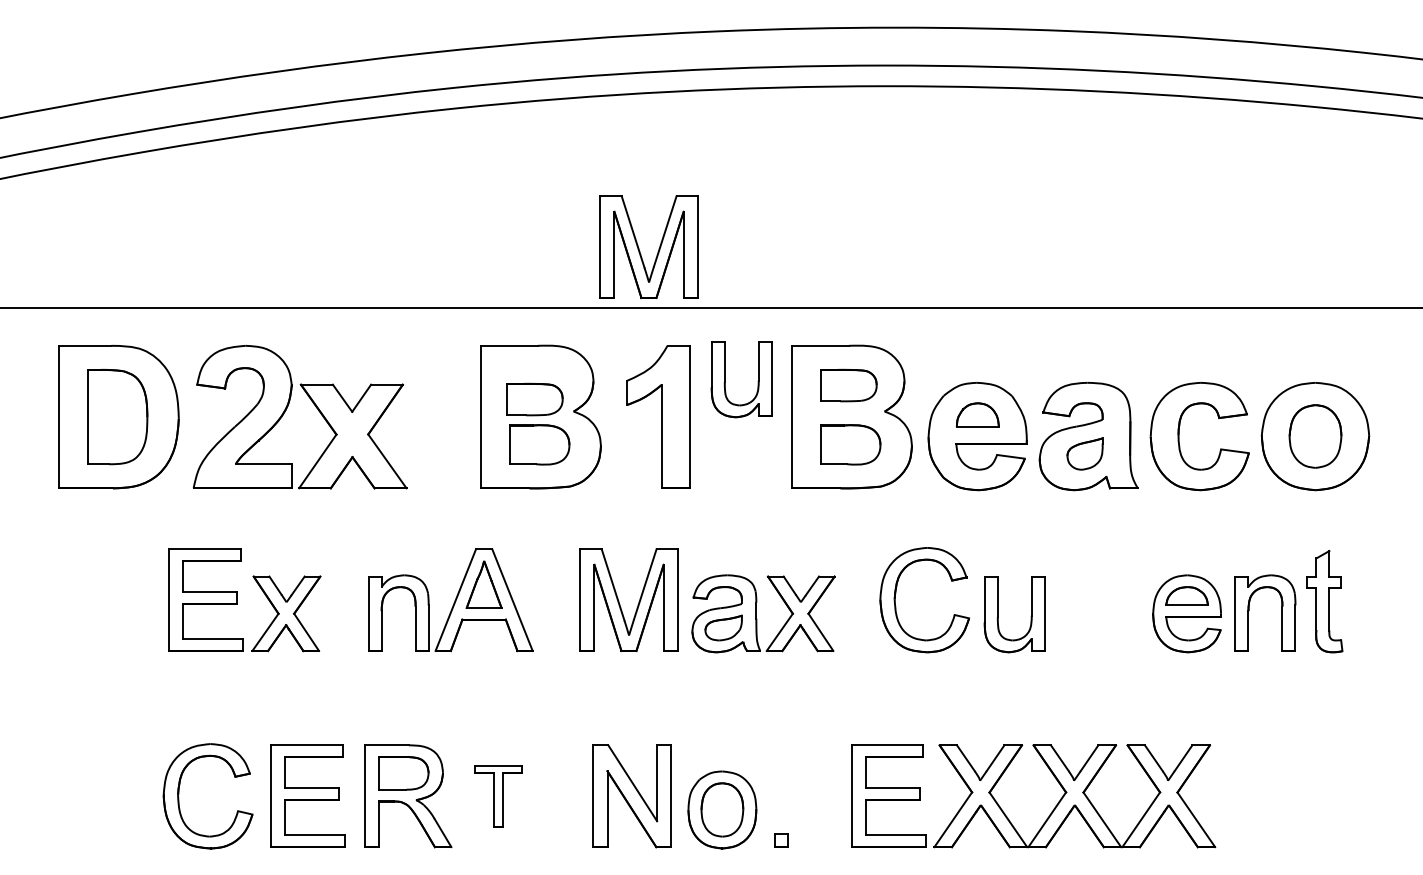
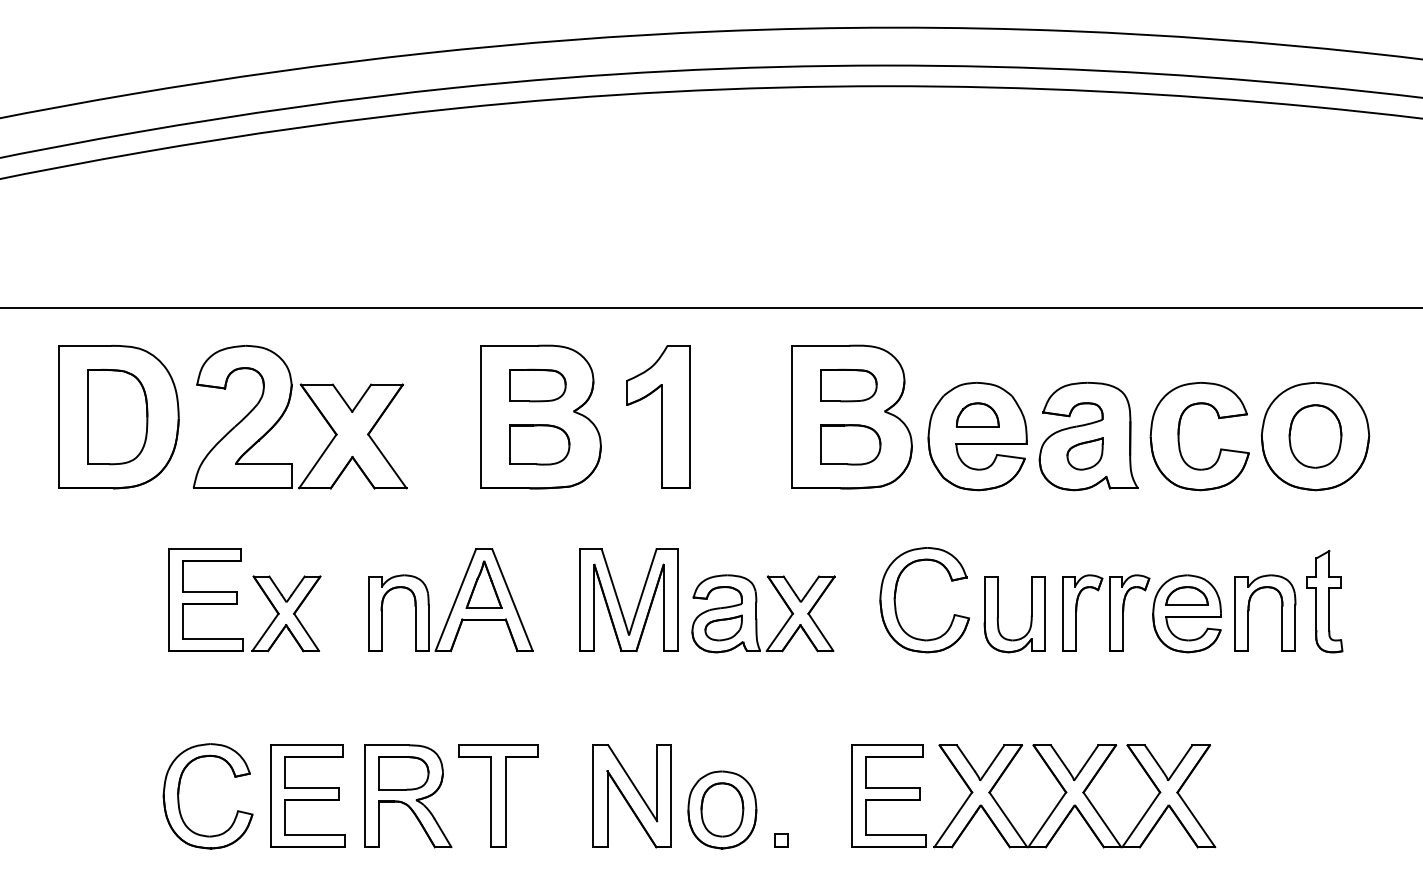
part: present -> none (639, 248)
part: present -> none (725, 379)
part position: (534, 399) -> (537, 385) (537, 385)
part: none -> present (1106, 612)
part size: 49x63 px -> 81x104 px (498, 795)
